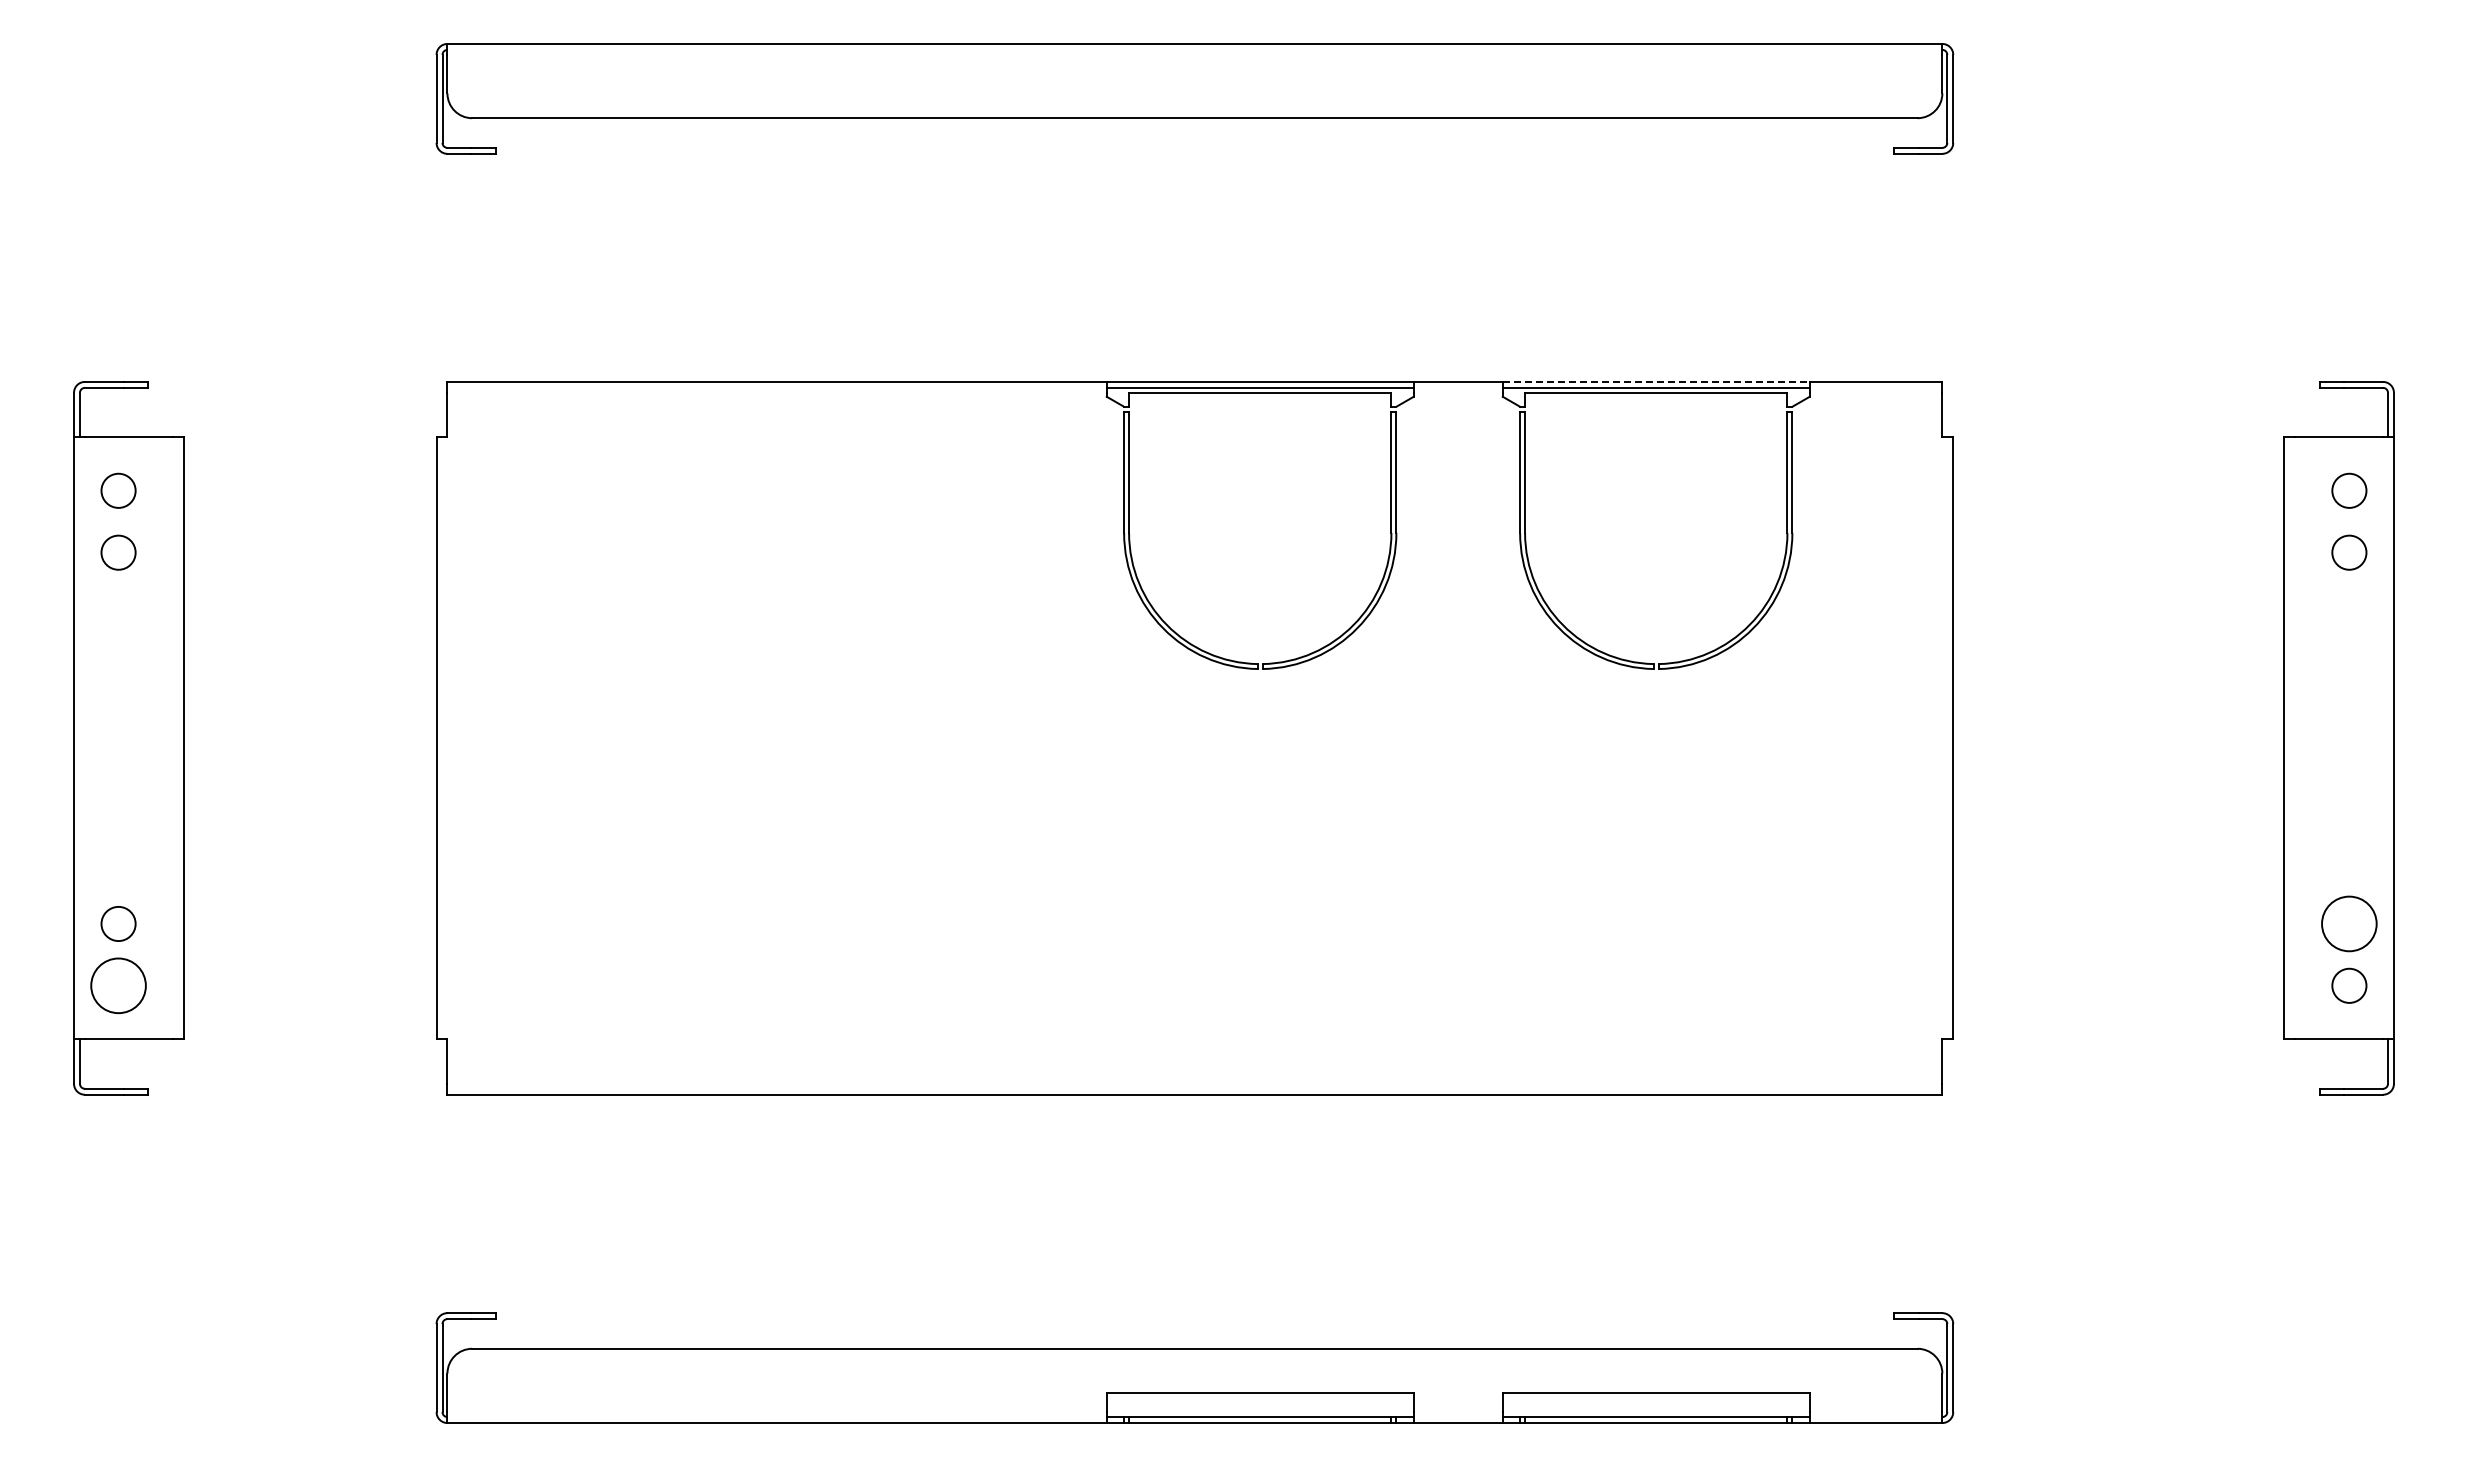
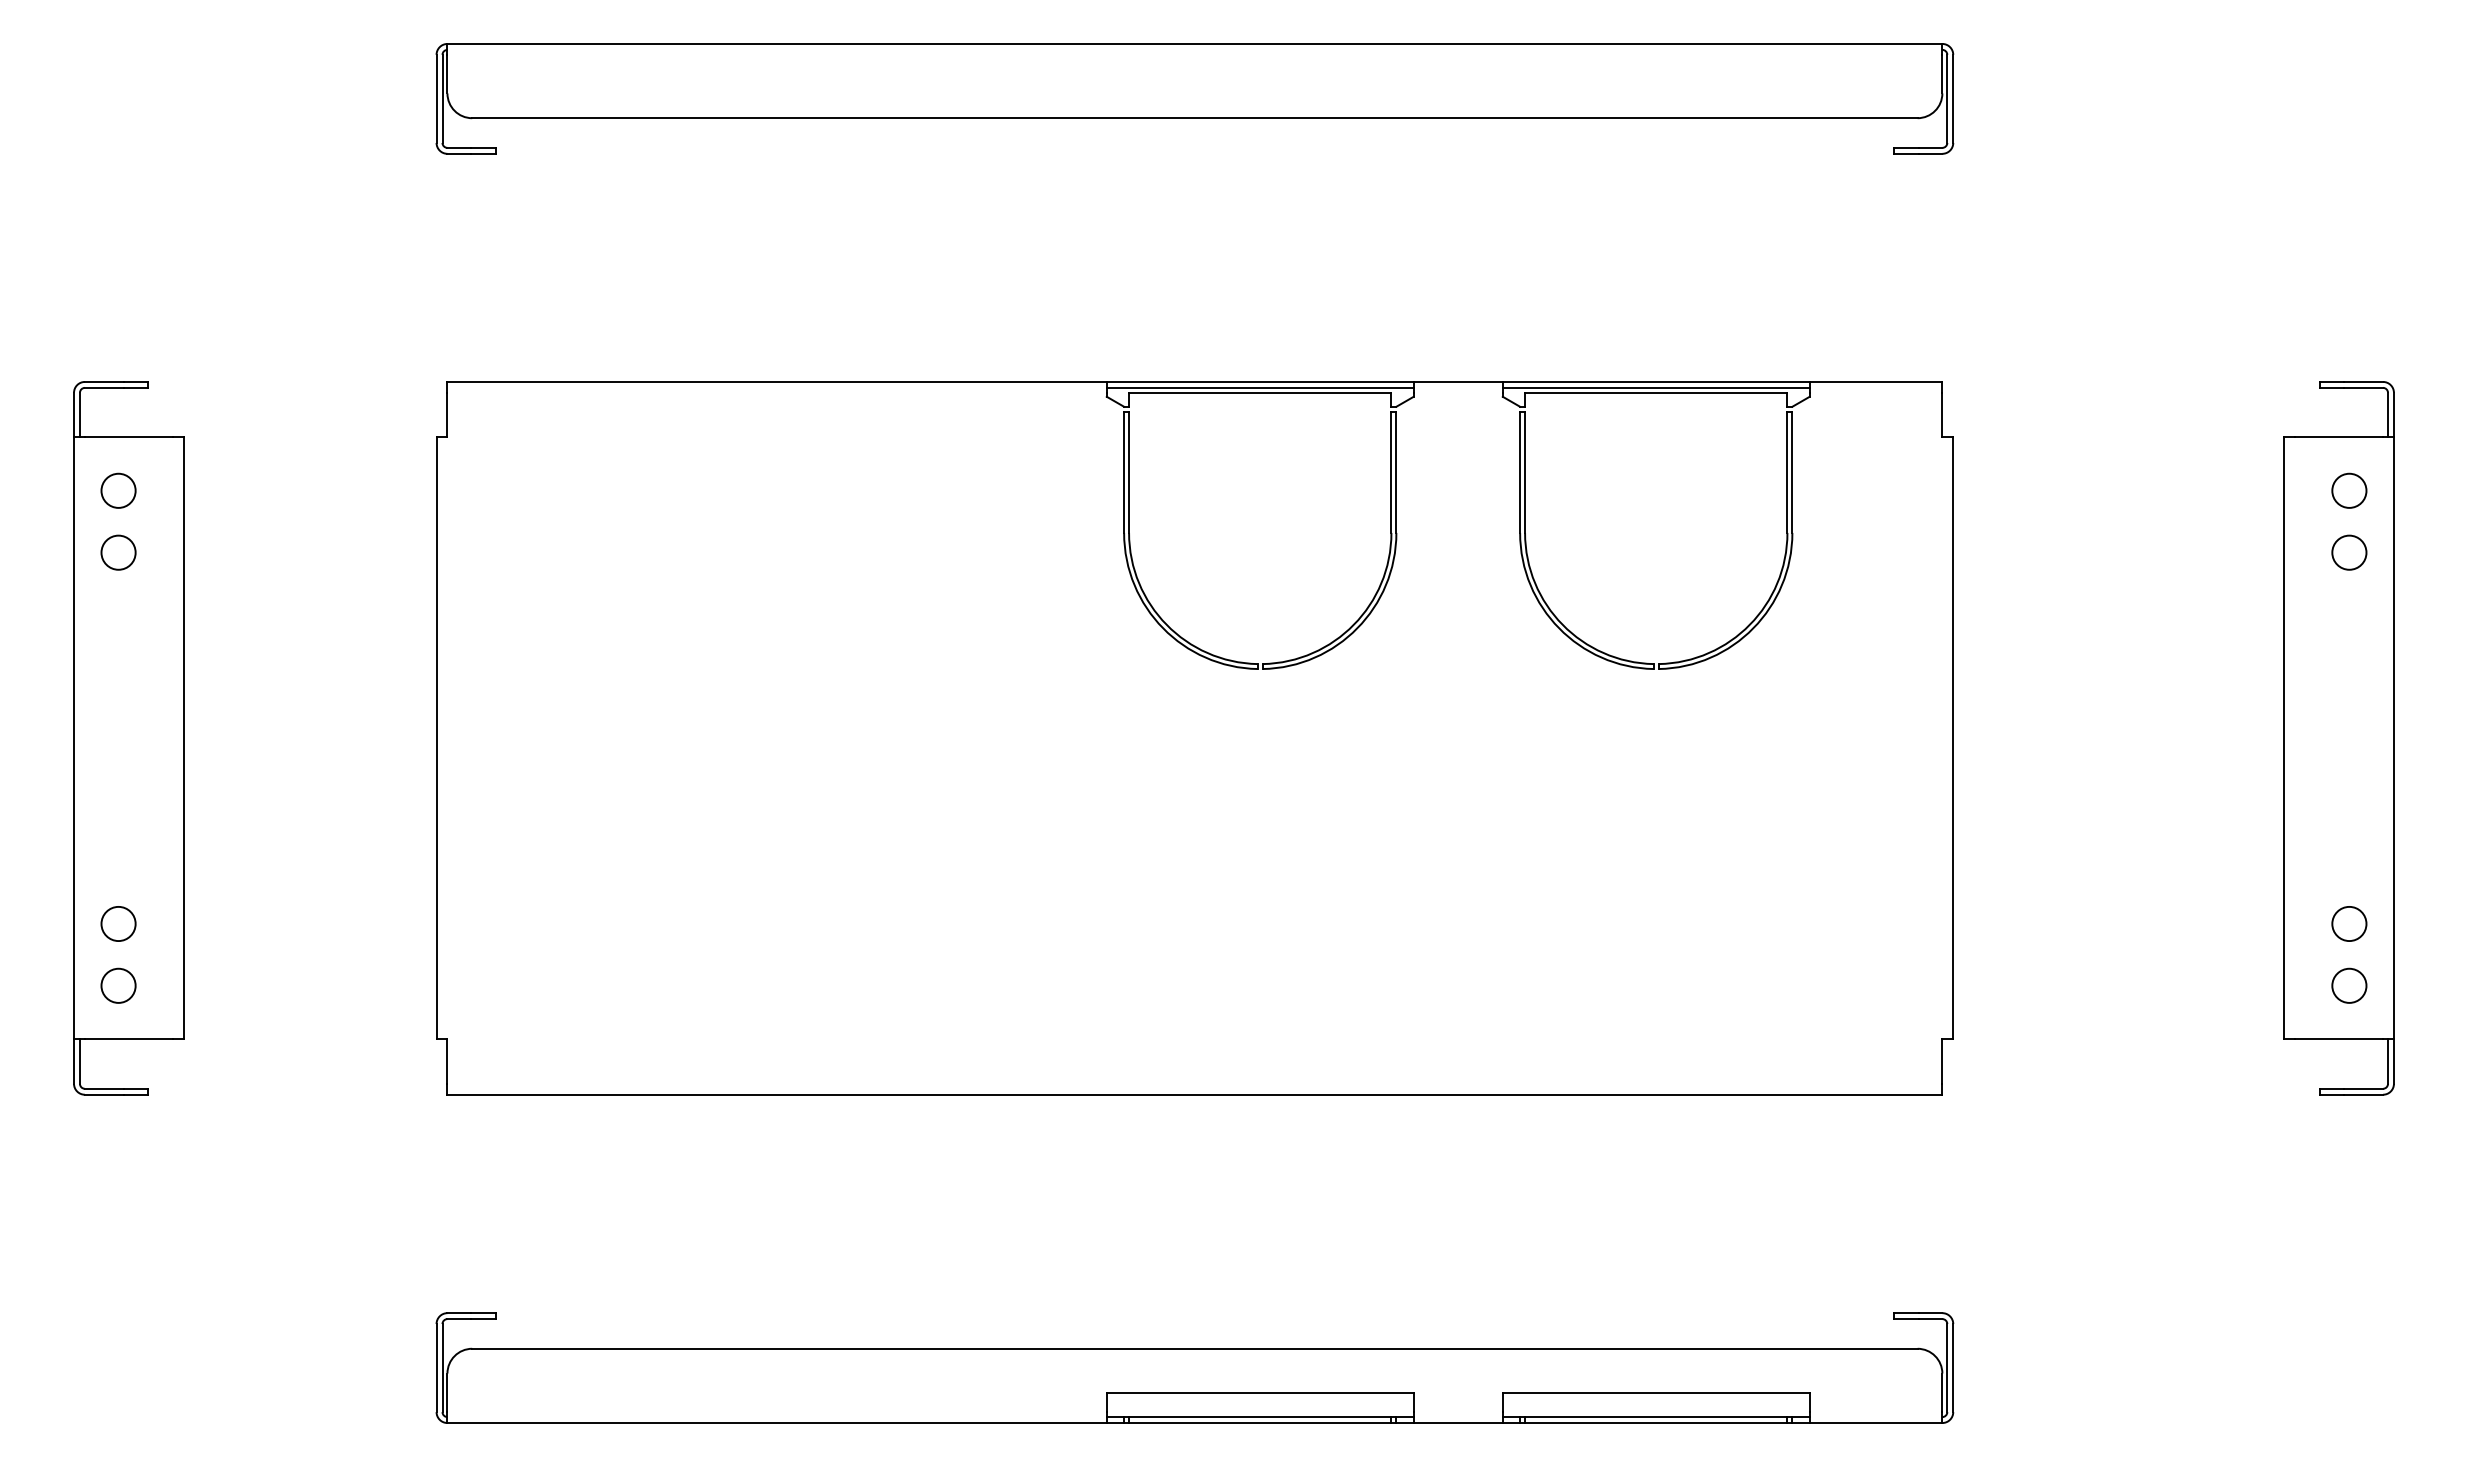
line: dashed -> solid (1656, 381)
circle size: 57x58 px -> 37x36 px (2349, 923)
circle diameter: 55 px -> 34 px (118, 985)
